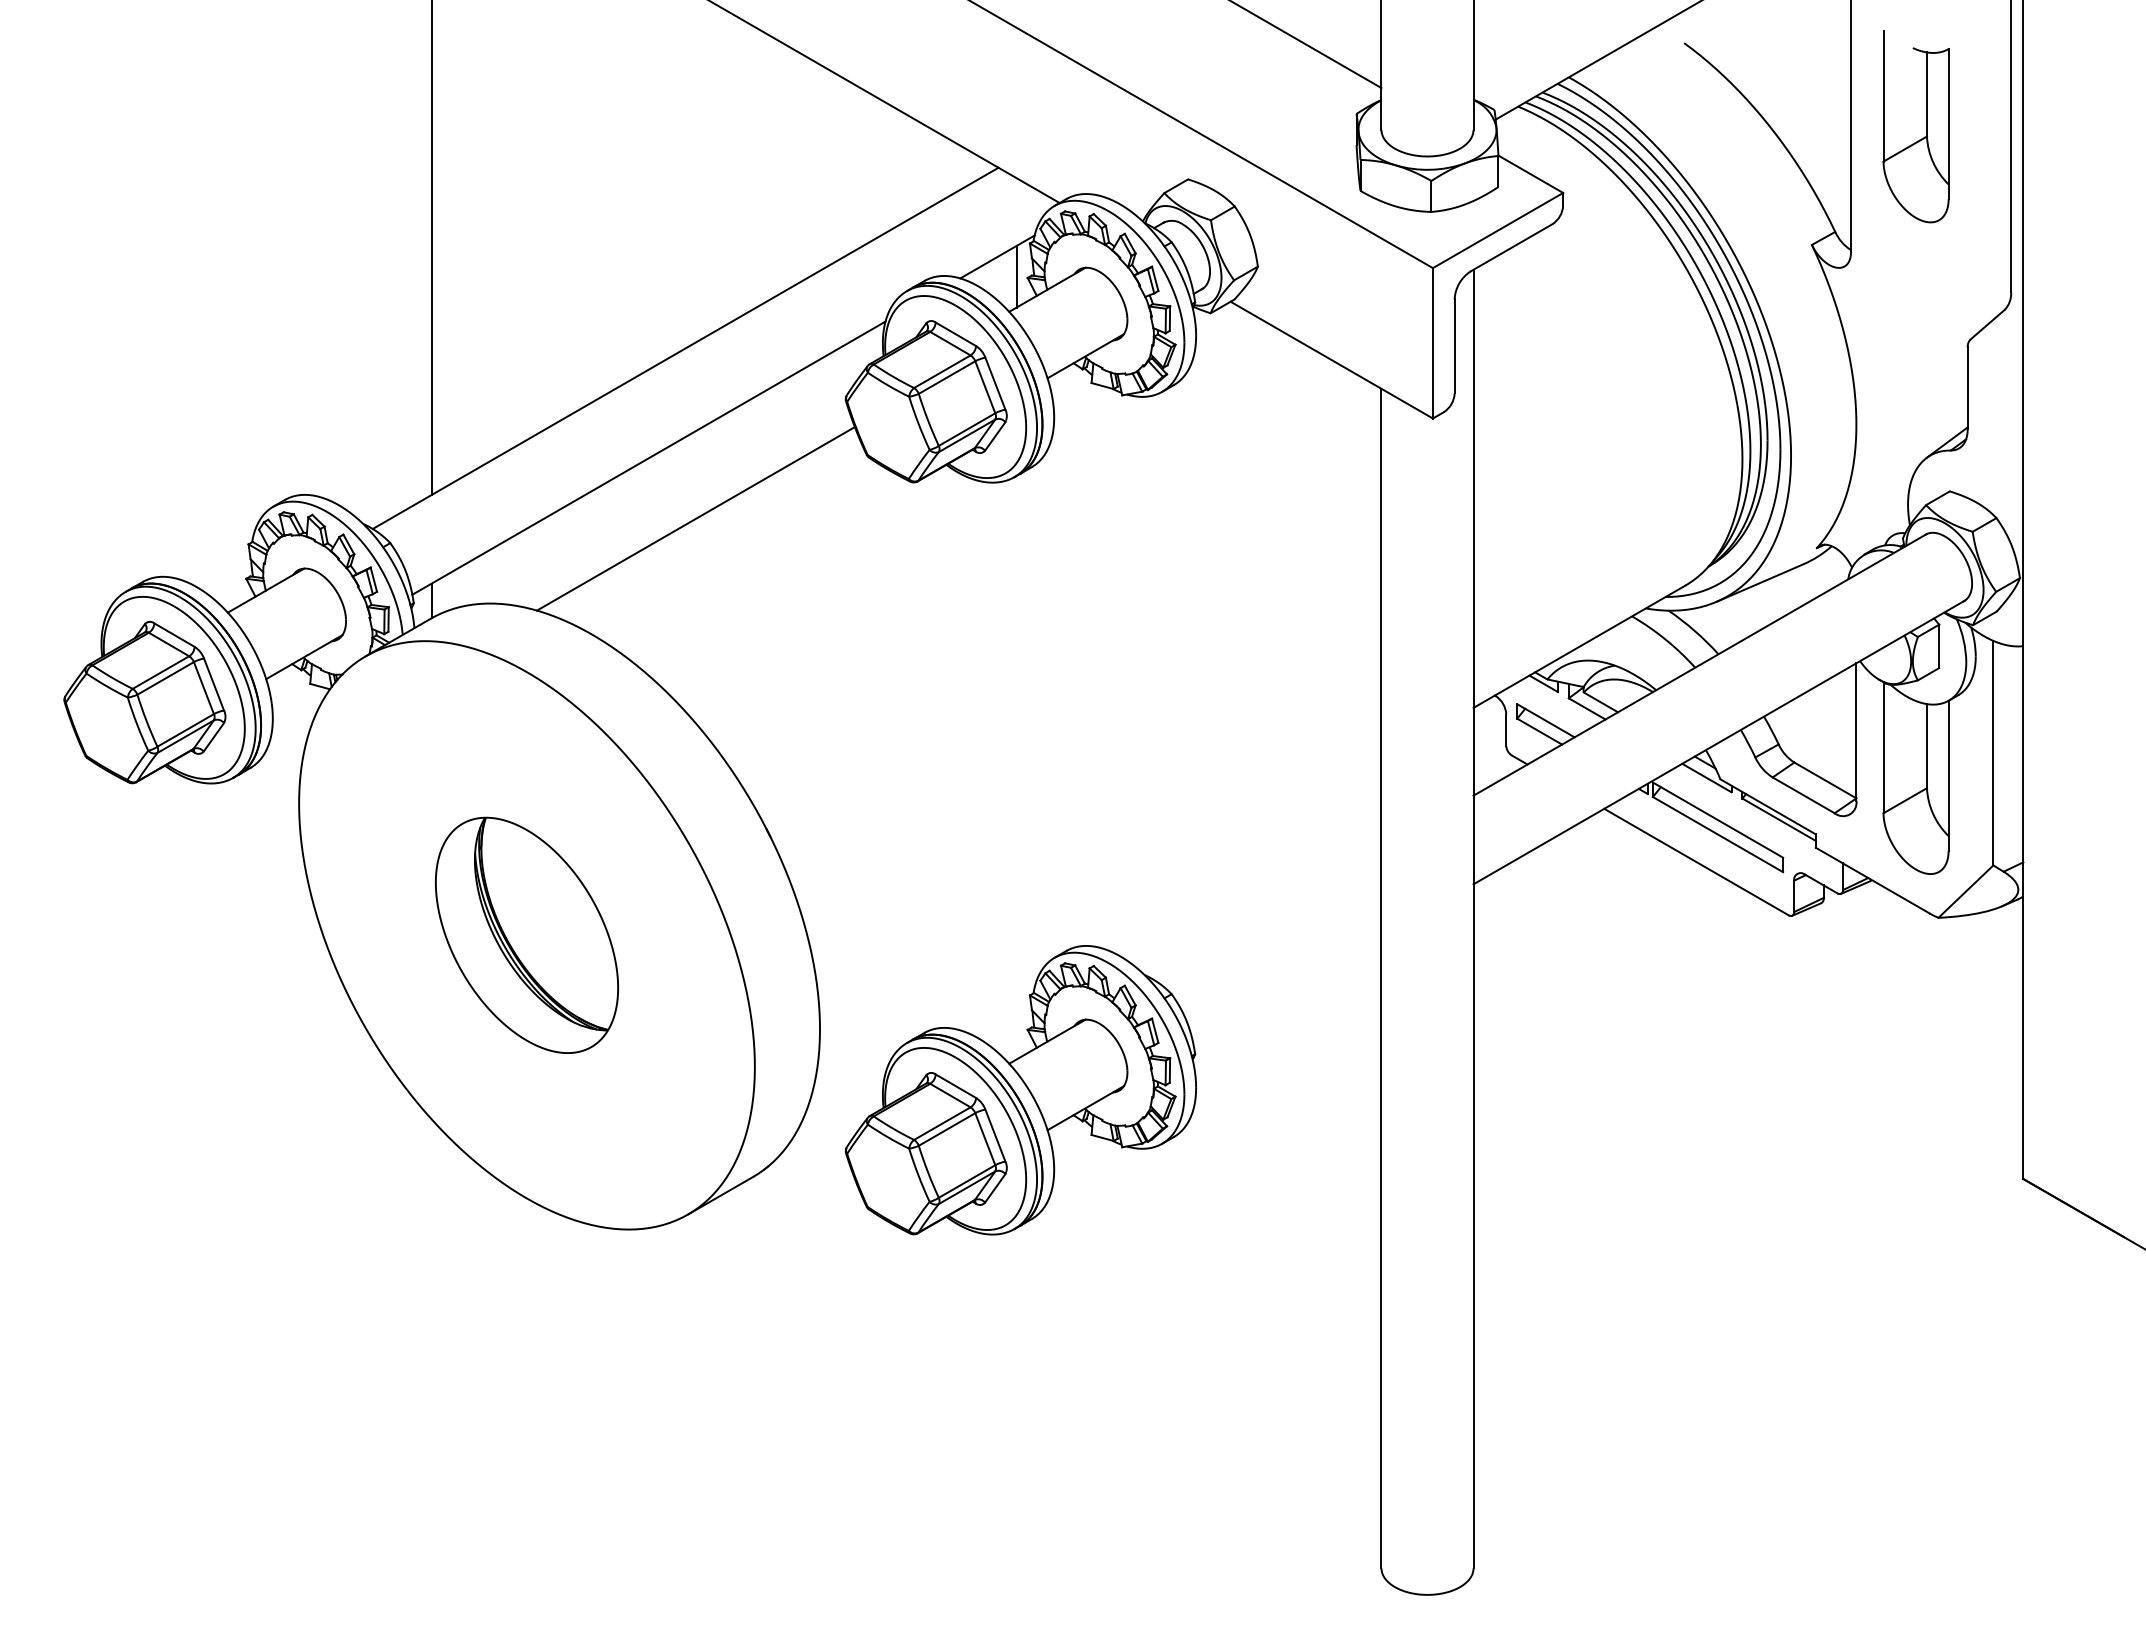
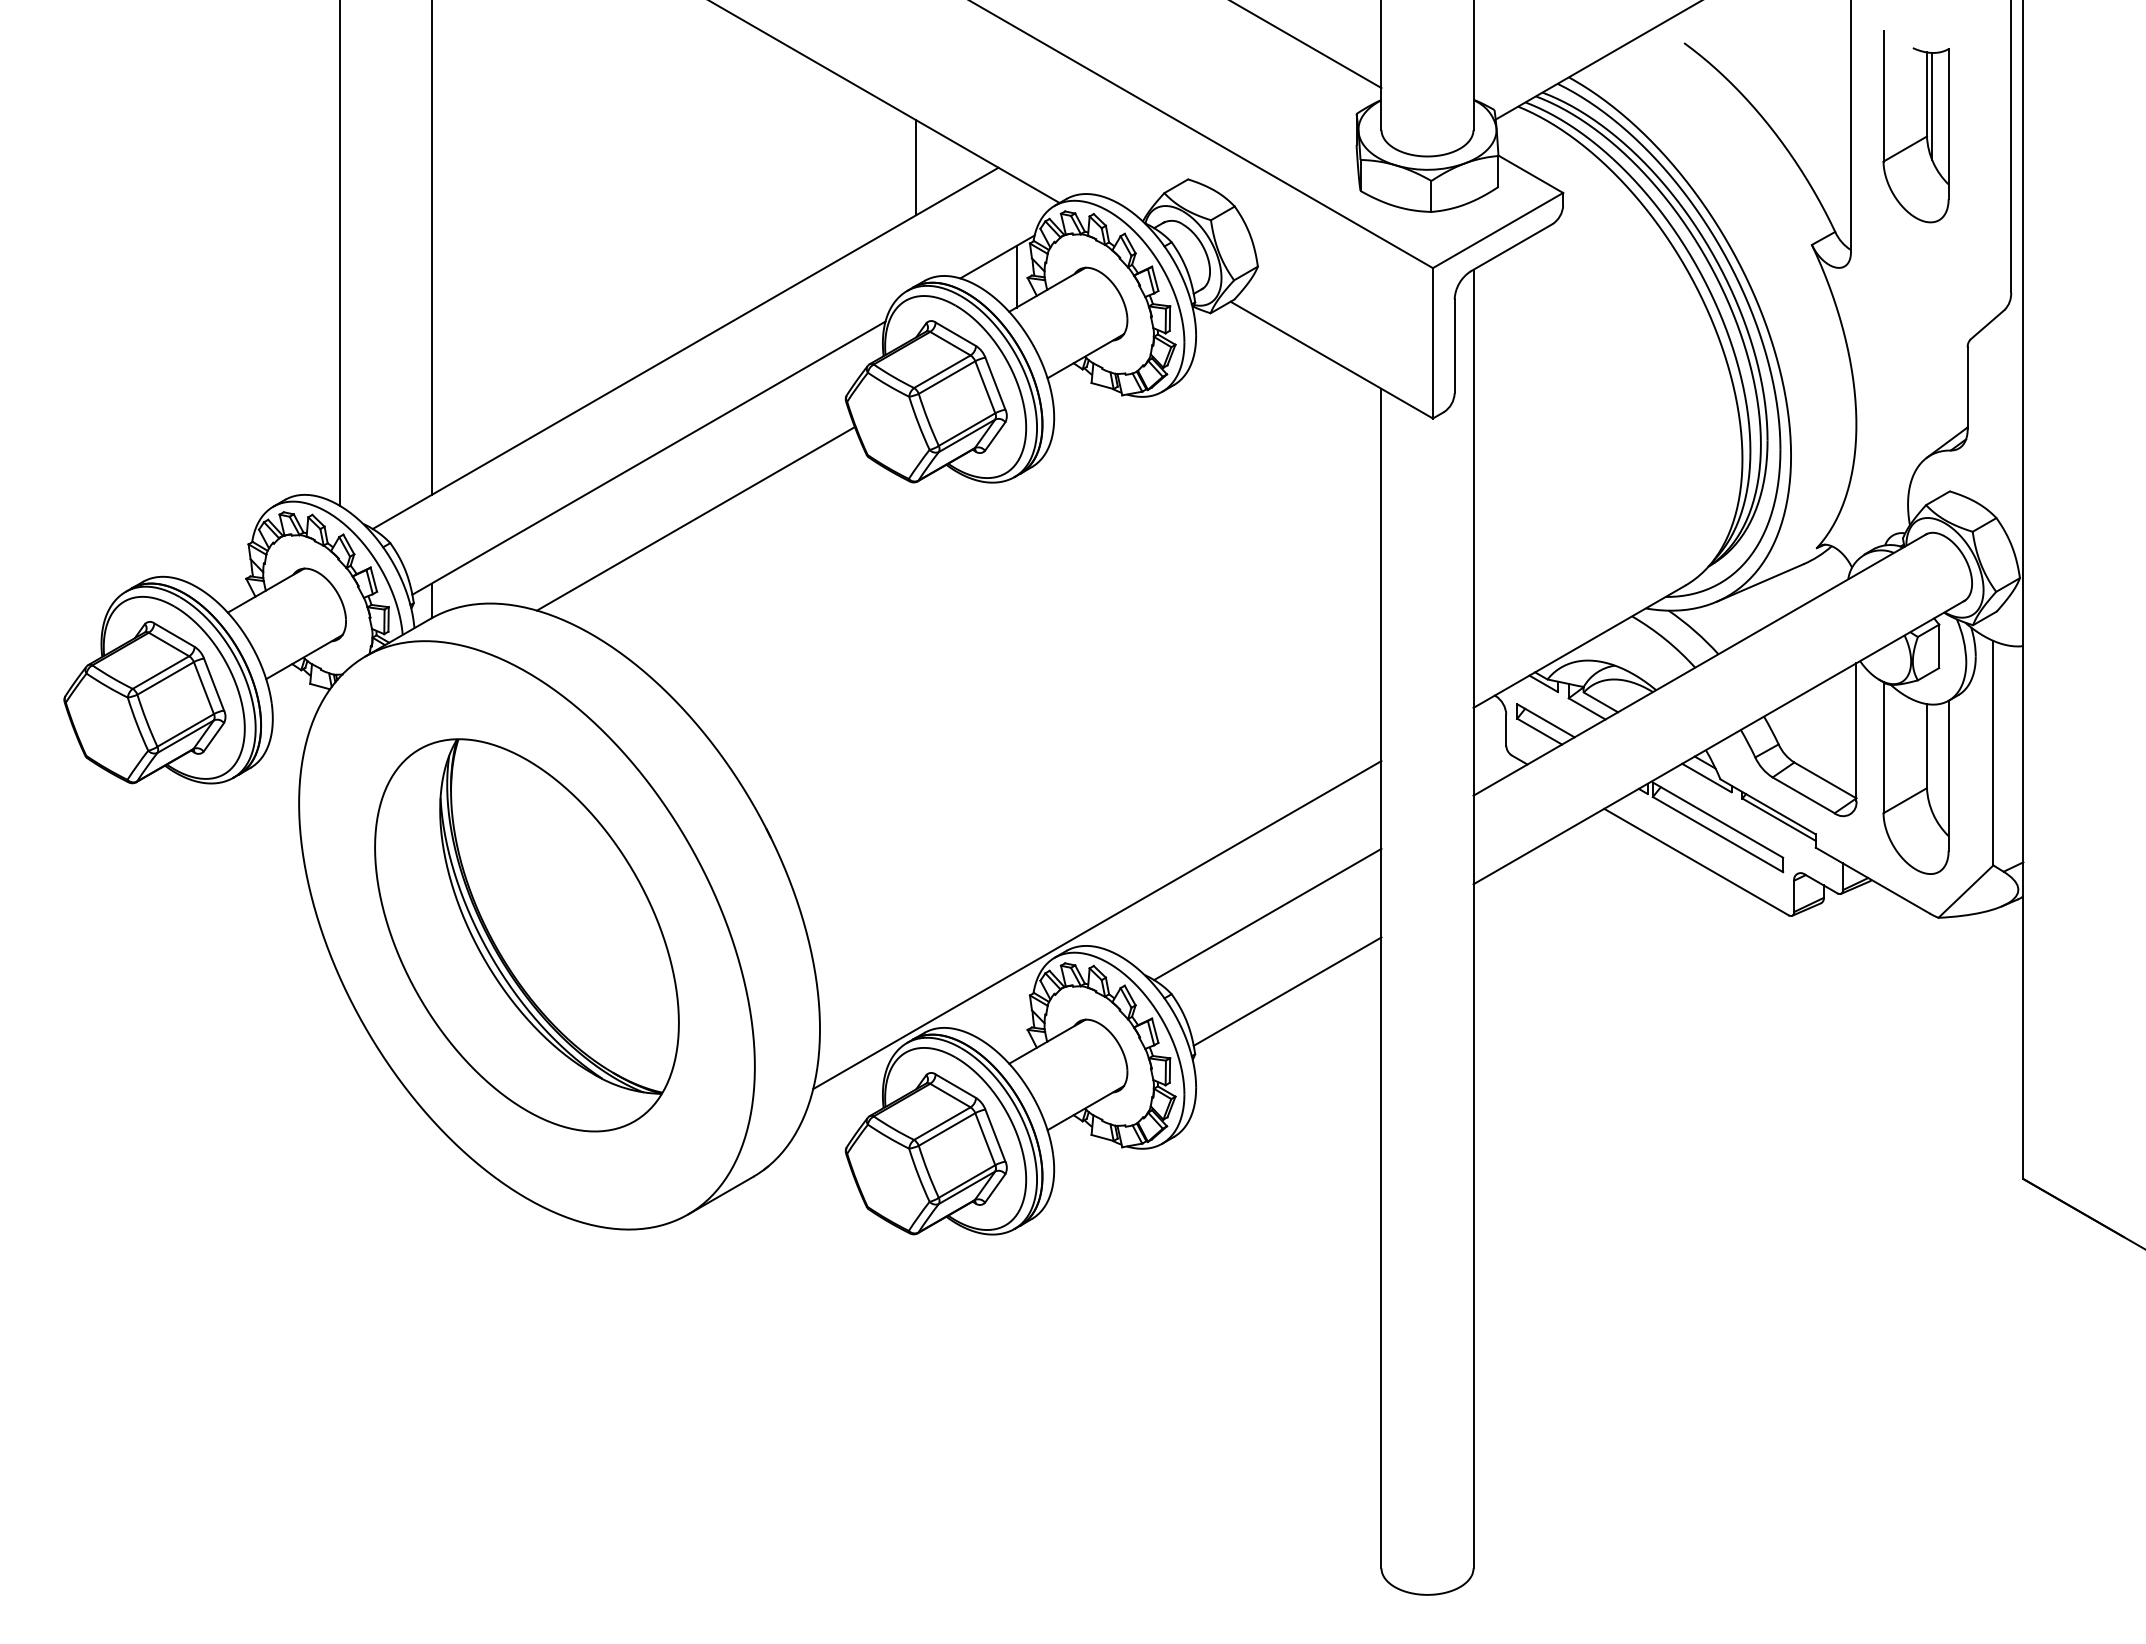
line: none -> present (1932, 106)
line: none -> present (916, 167)
line: none -> present (339, 253)
line: none -> present (1267, 914)
line: none -> present (1097, 925)
part size: 184x238 px -> 306x395 px (526, 935)
line: none -> present (1287, 991)
